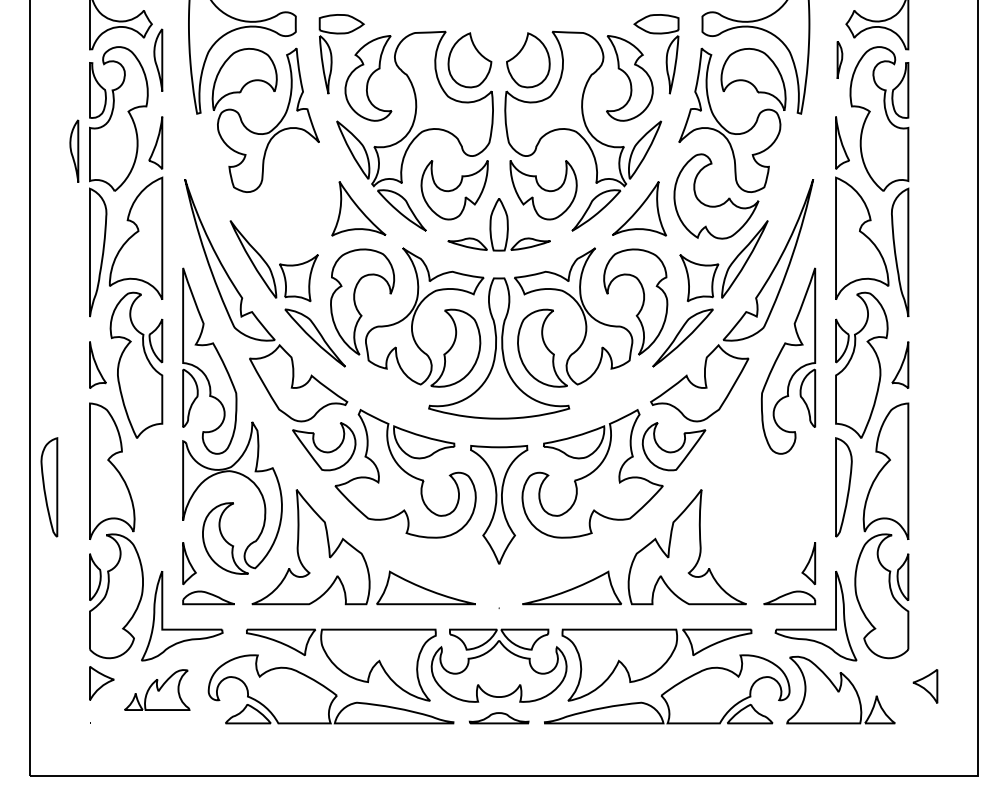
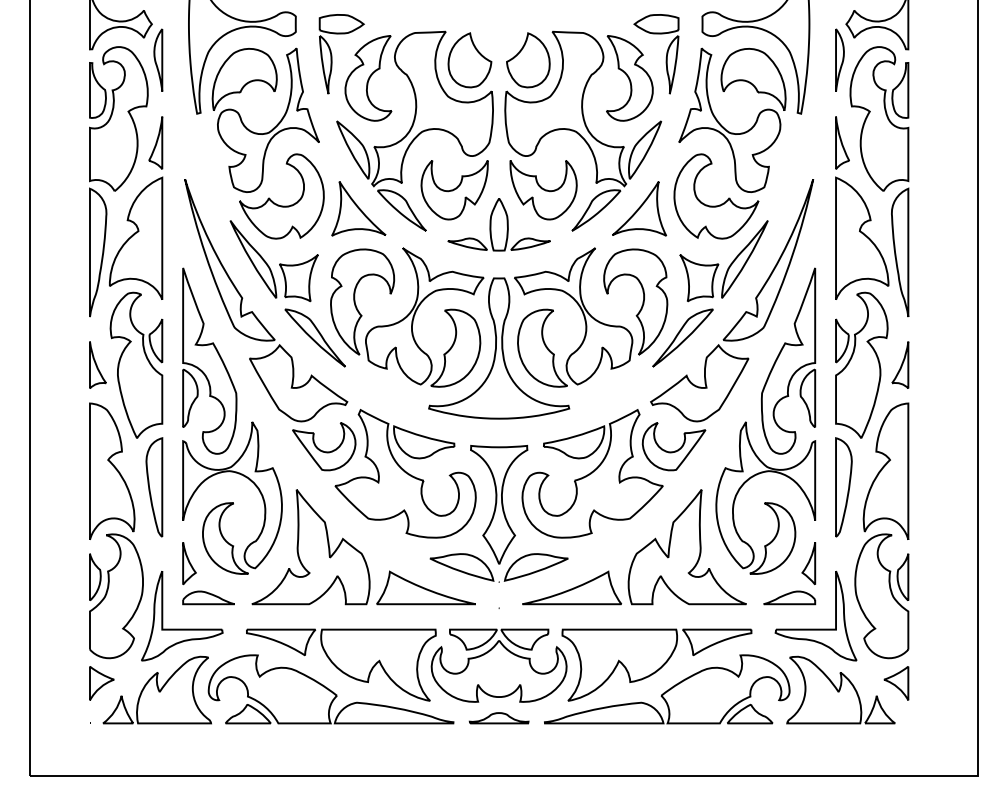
part size: 8x38 px -> 10x64 px (839, 59)
part: present -> none (74, 150)
part: none -> present (278, 204)
part position: (49, 487) -> (154, 487) (154, 487)
part: none -> present (765, 497)
part: none -> present (491, 571)
part position: (925, 686) -> (896, 683) (896, 683)
part size: 67x42 px -> 110x70 px (156, 689)
